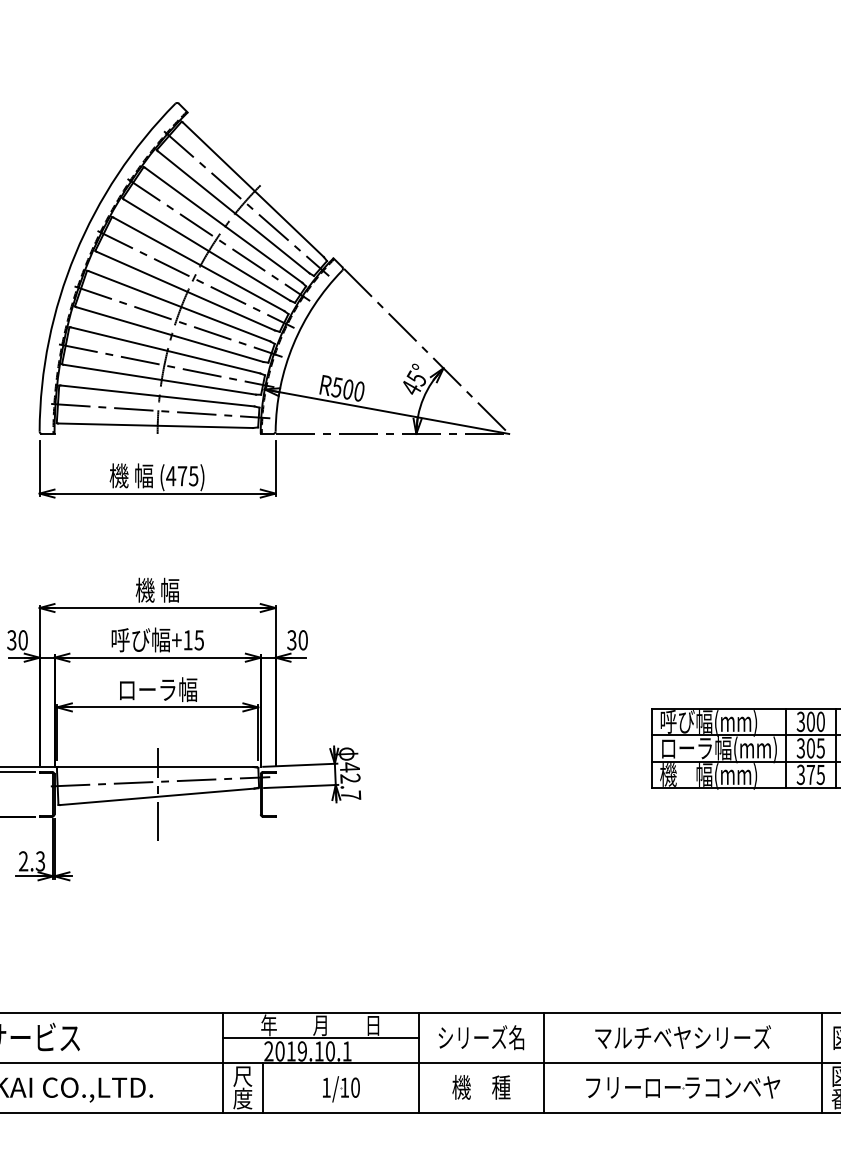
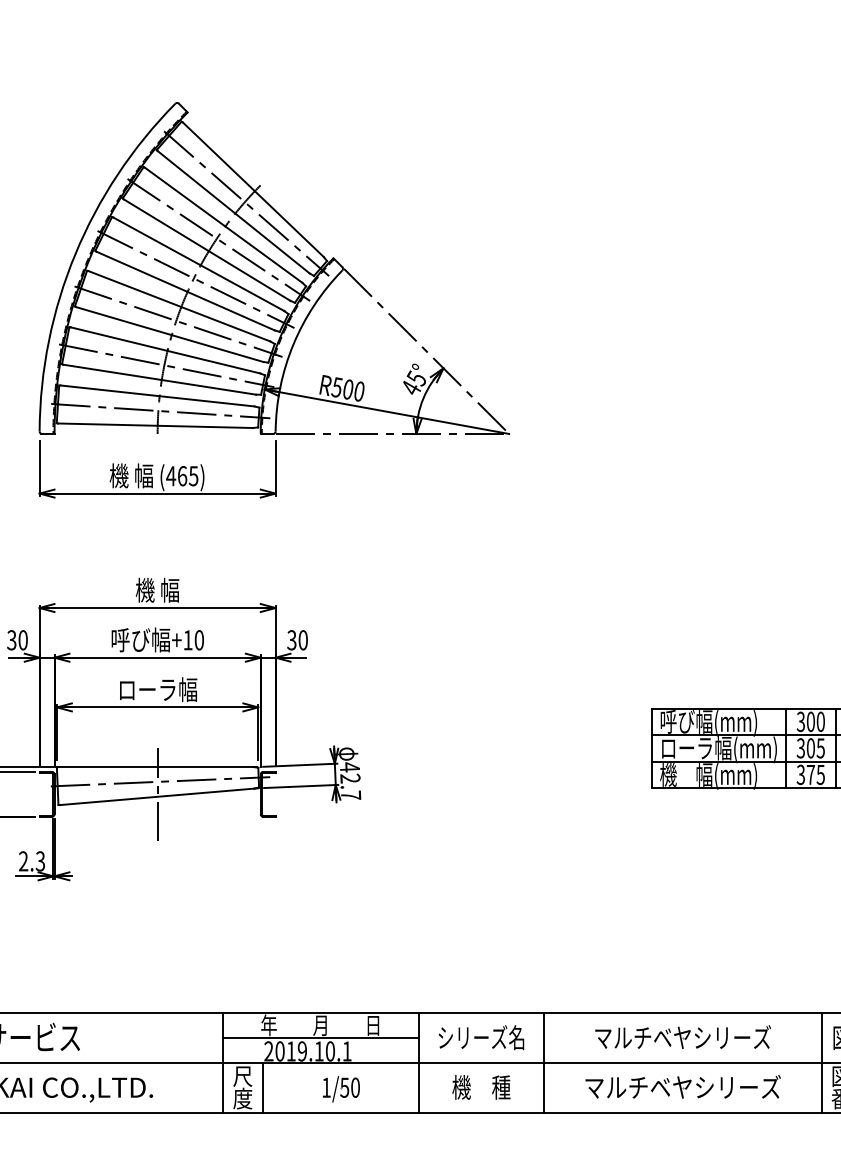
text: (475) -> (465) (182, 476)
text: +15 -> +10 (198, 640)
text: フリーローラコンベヤ -> マルチベヤシリーズ (682, 1086)
text: 1/10 -> 1/50 (344, 1087)
